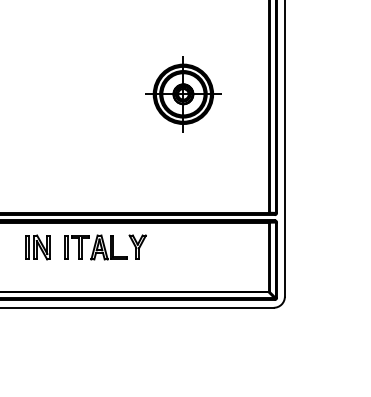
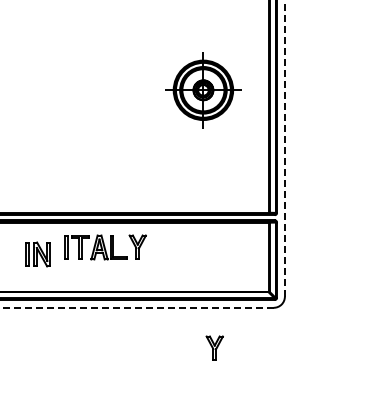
part position: (183, 94) -> (203, 90) (203, 90)
line: solid -> dashed (284, 148)
part position: (37, 247) -> (37, 254) (37, 254)
line: solid -> dashed (136, 307)
part: none -> present (214, 347)
